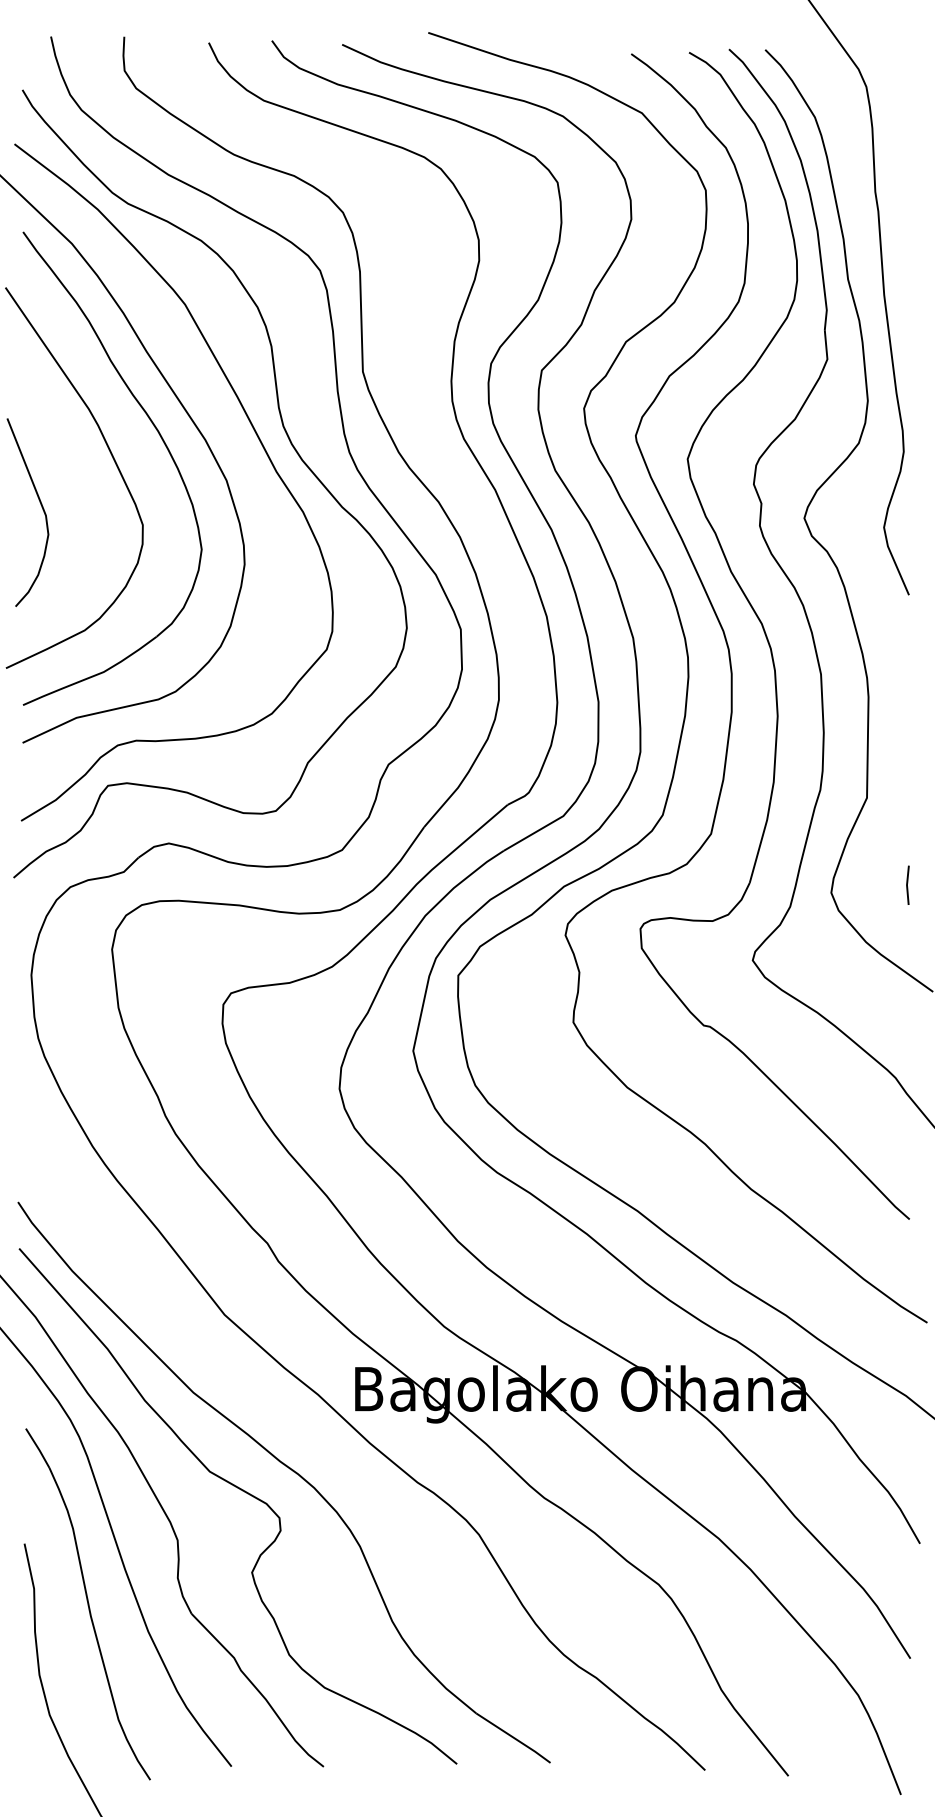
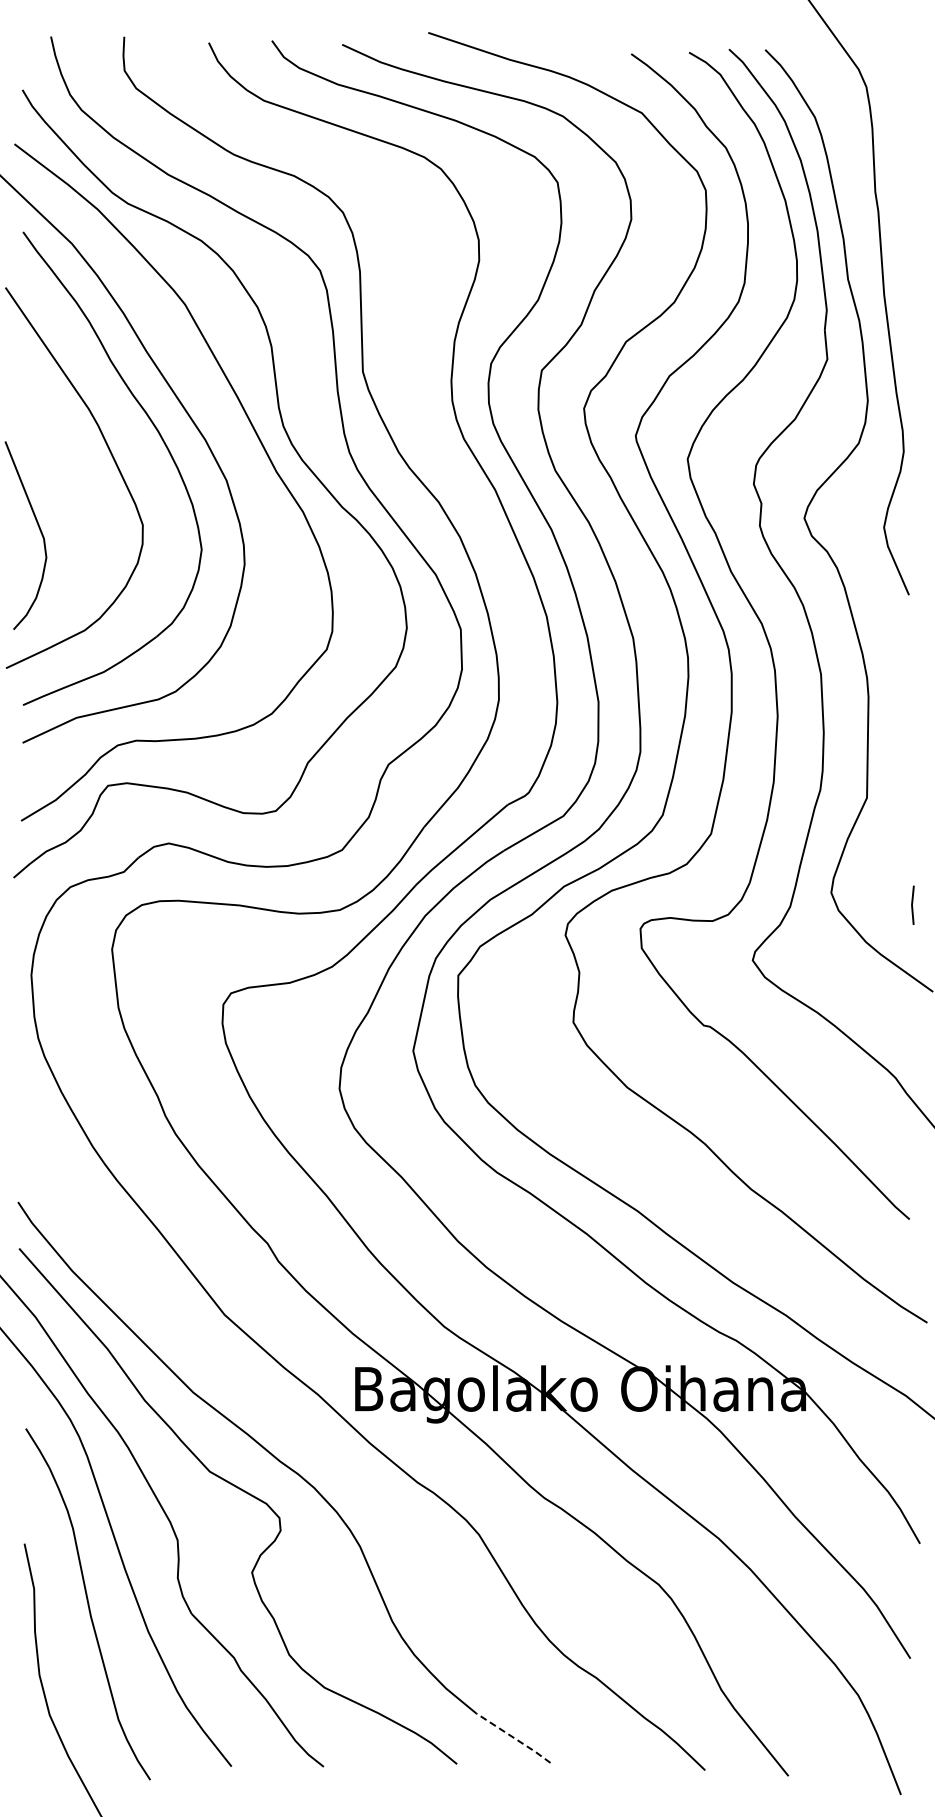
curve position: (41, 507) -> (39, 530) (39, 530)
line position: (907, 884) -> (912, 904) (912, 904)
line: solid -> dashed (514, 1738)
